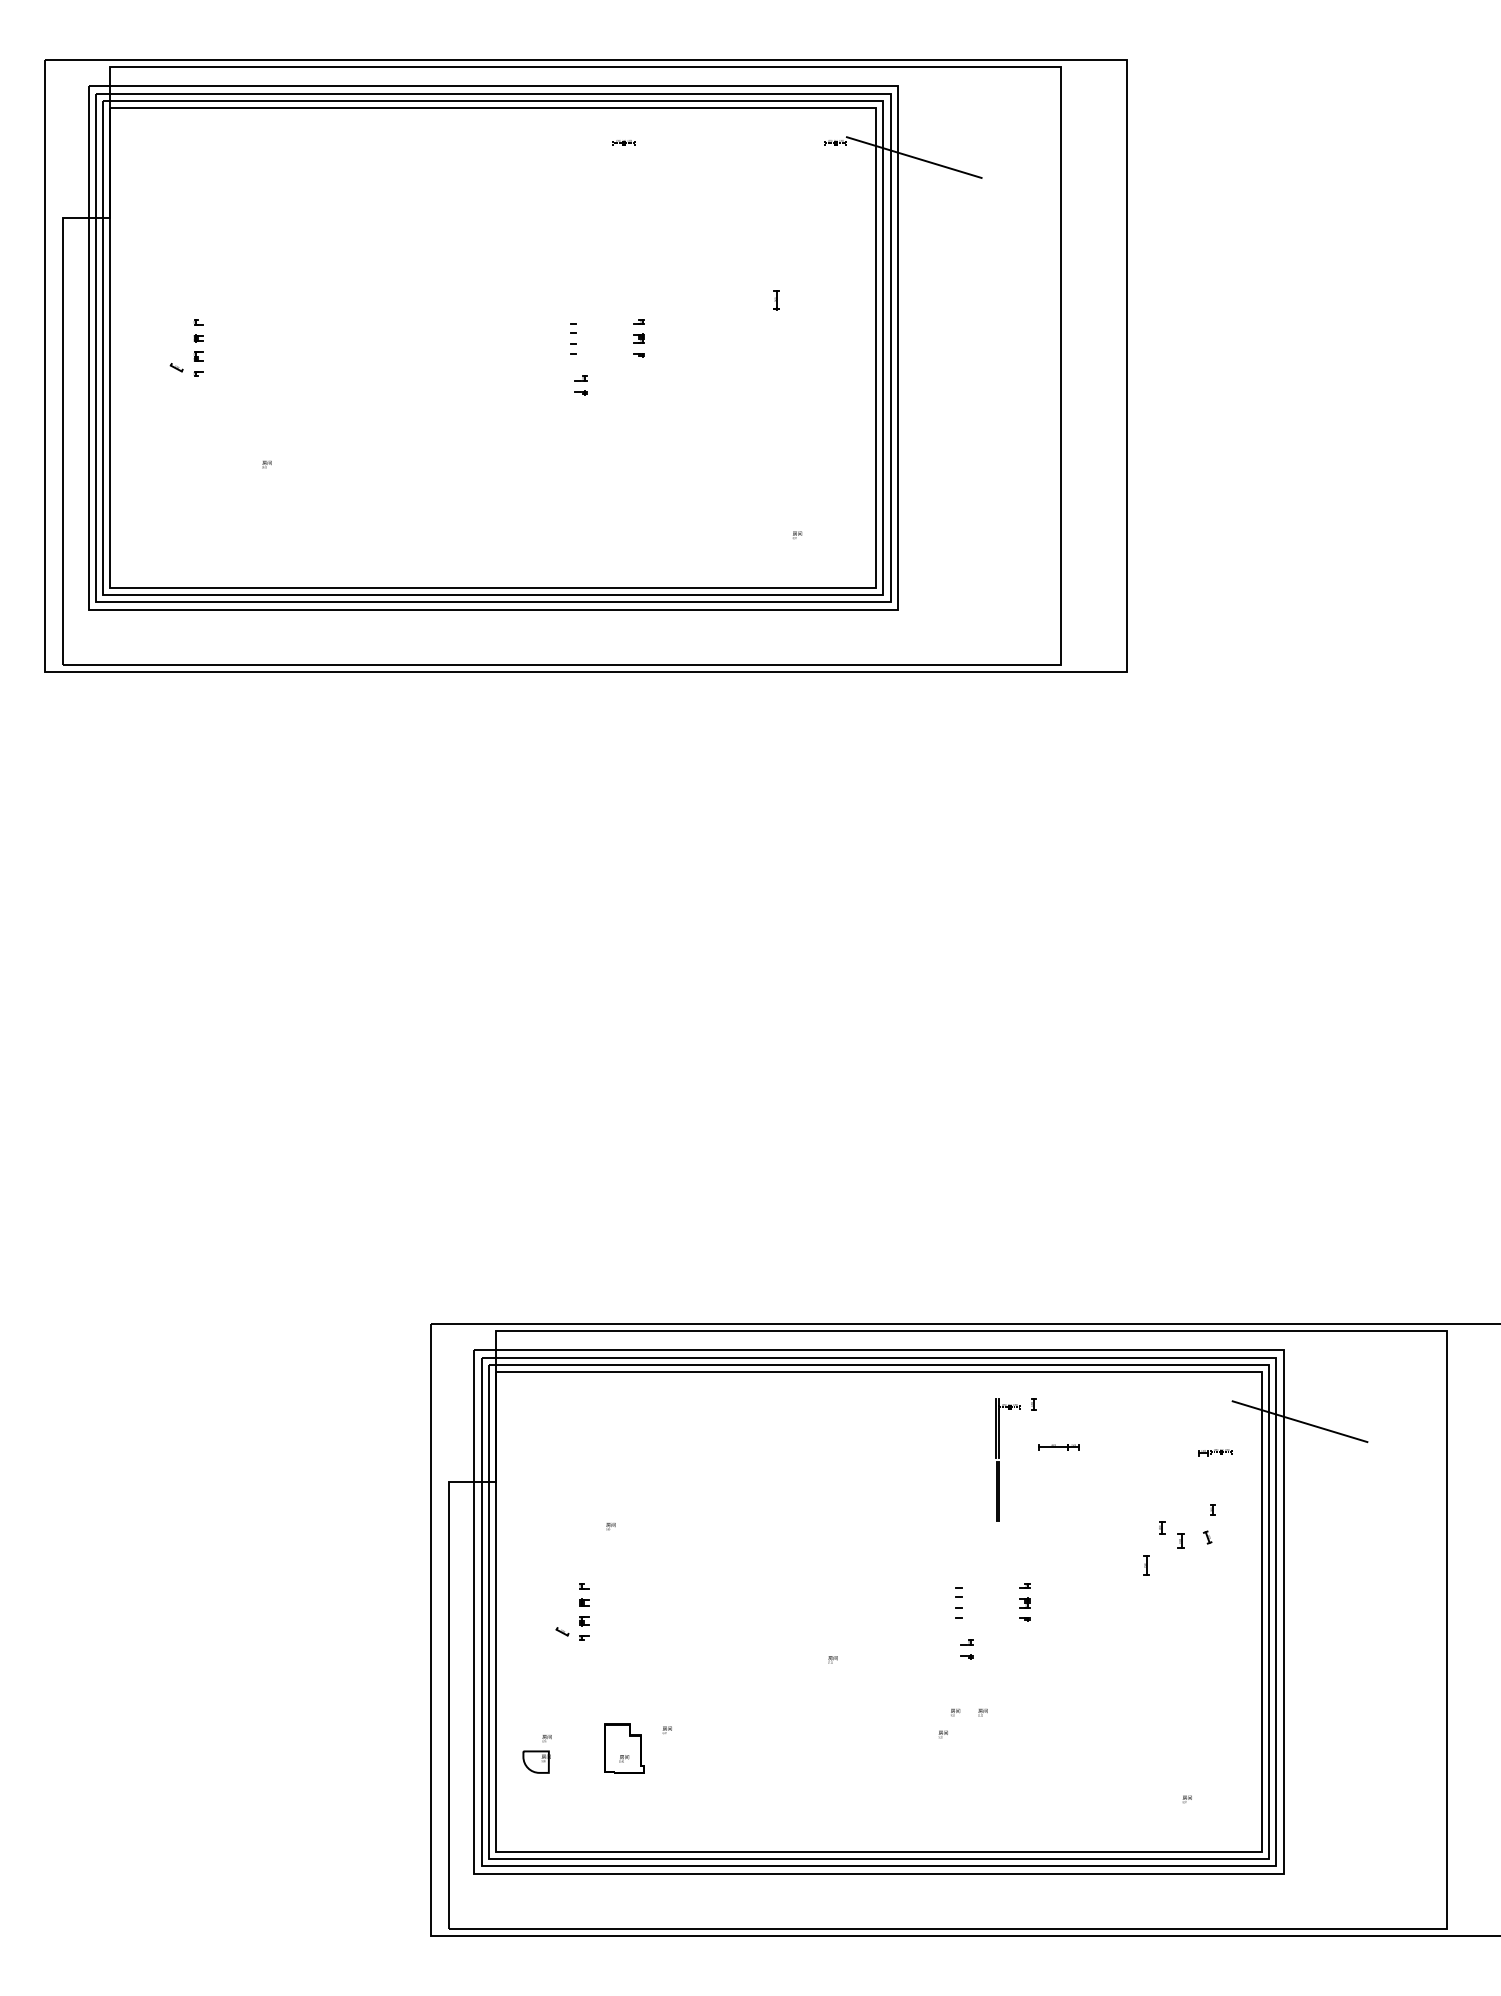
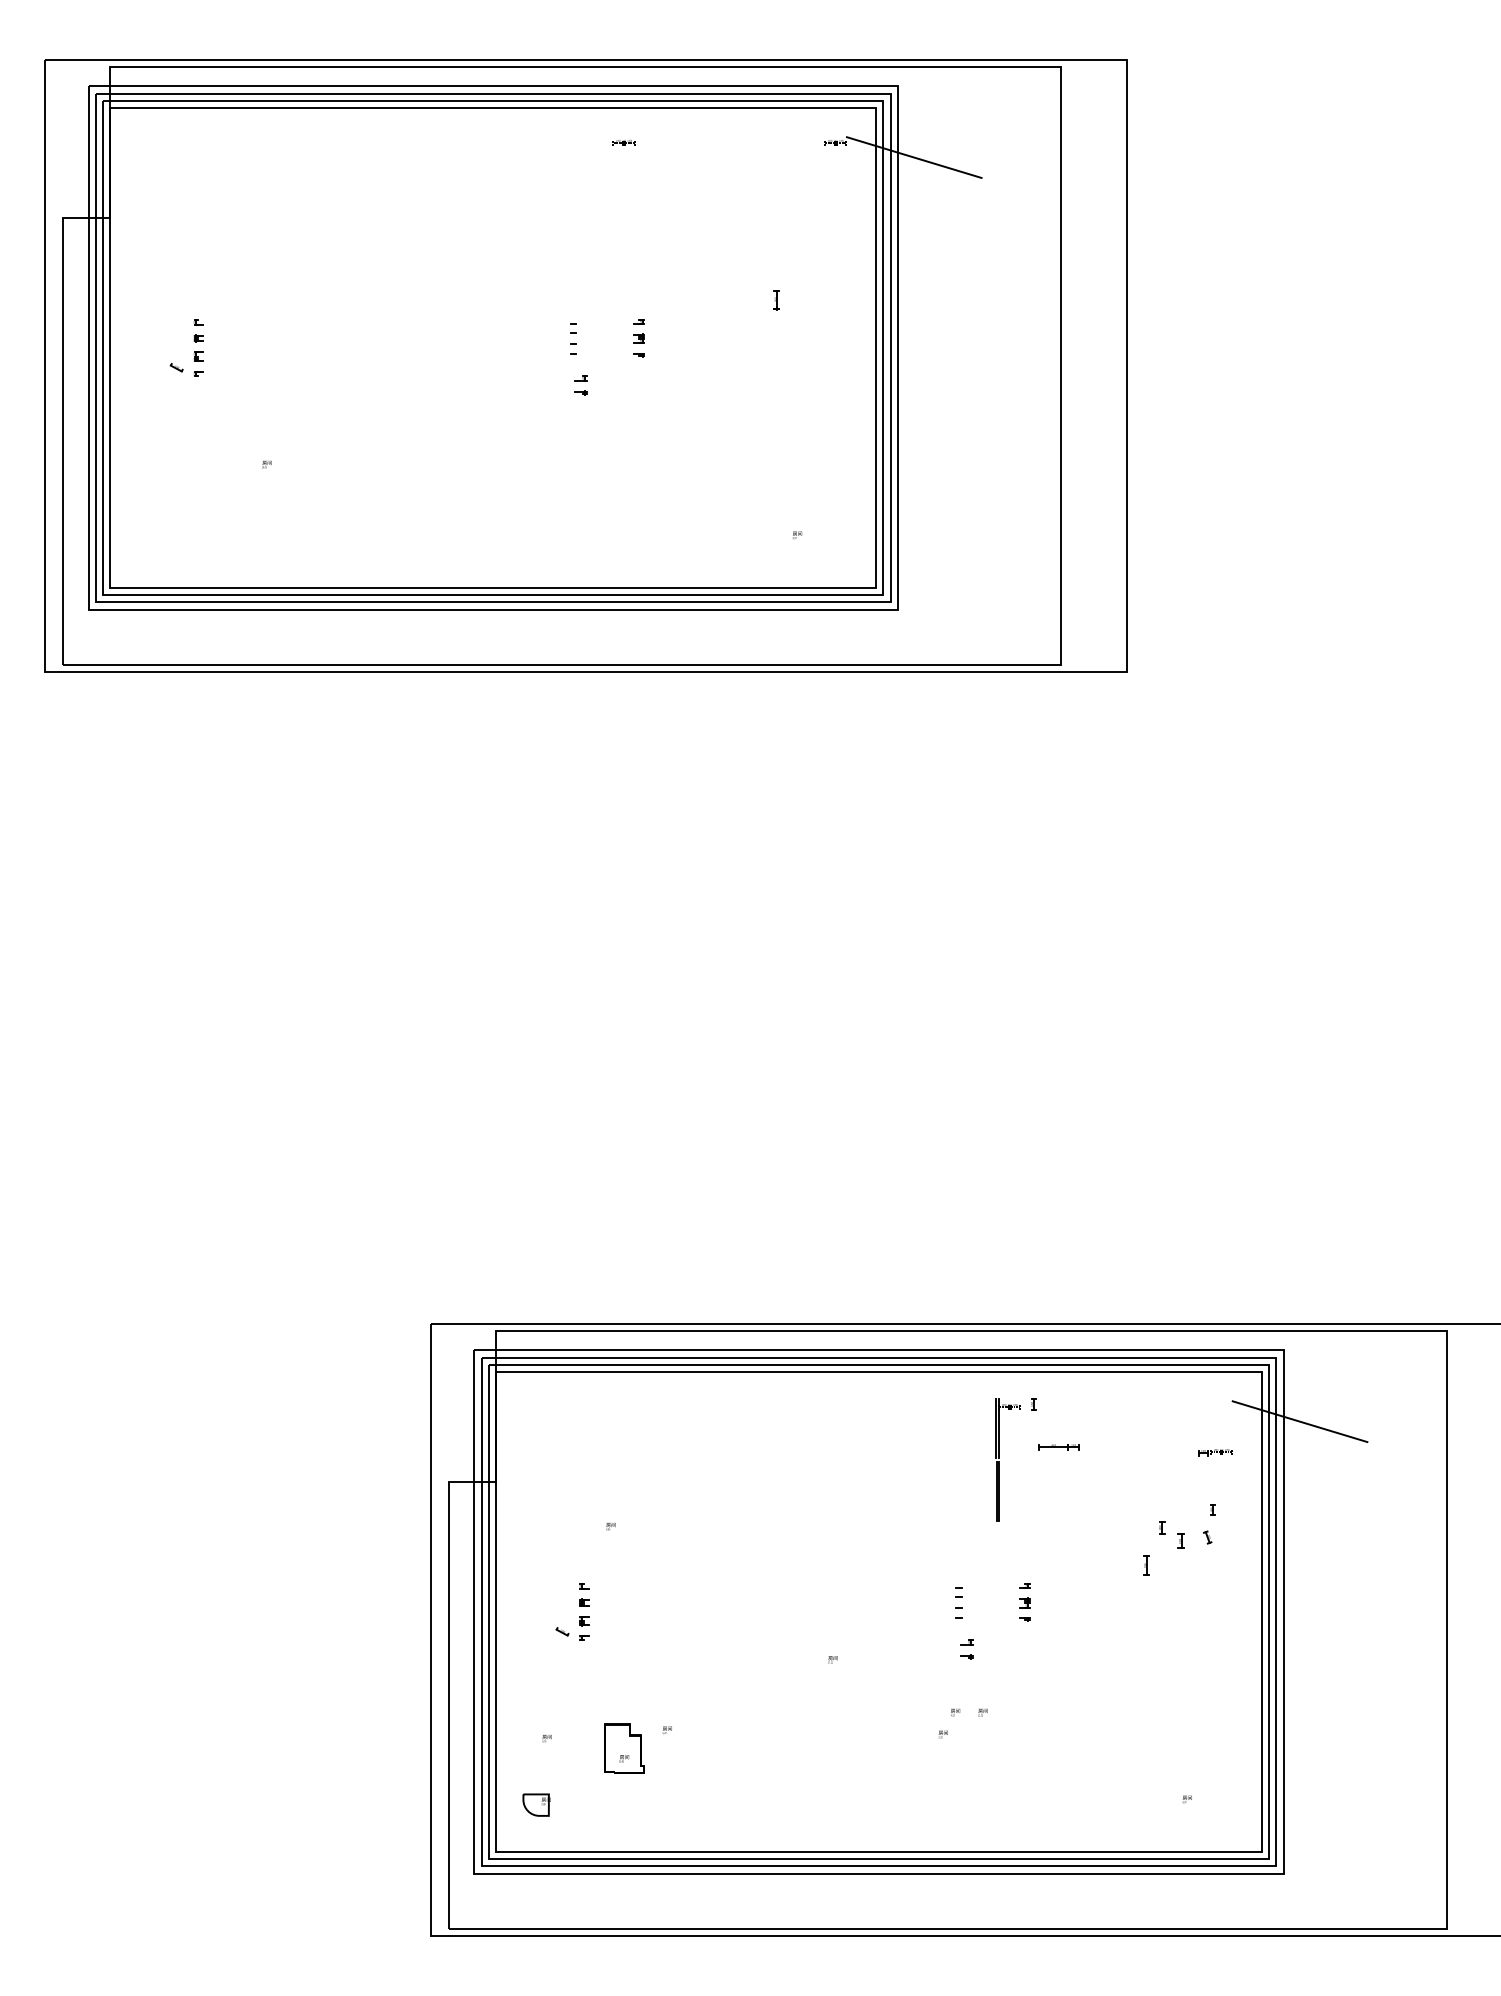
part position: (536, 1761) -> (536, 1804) (536, 1804)
